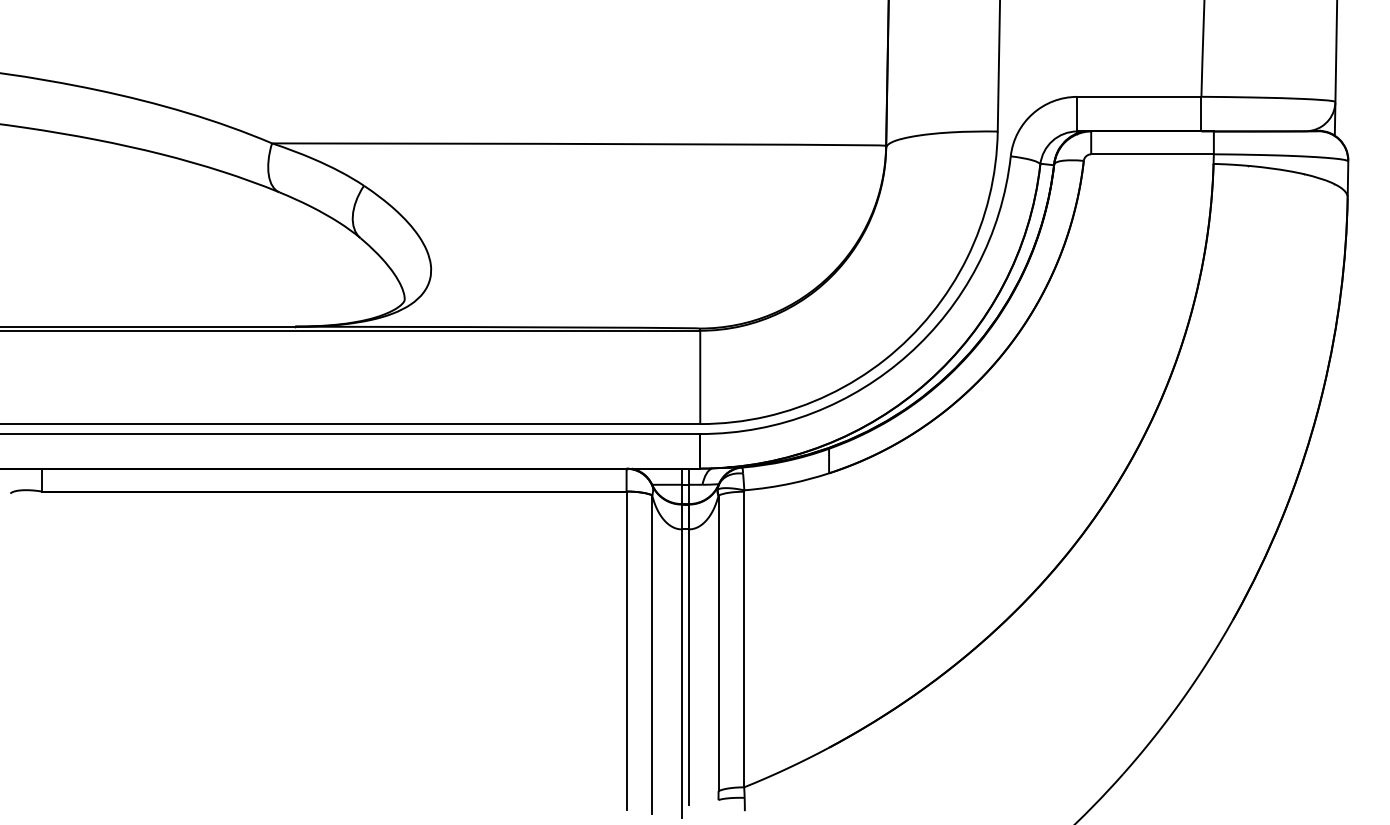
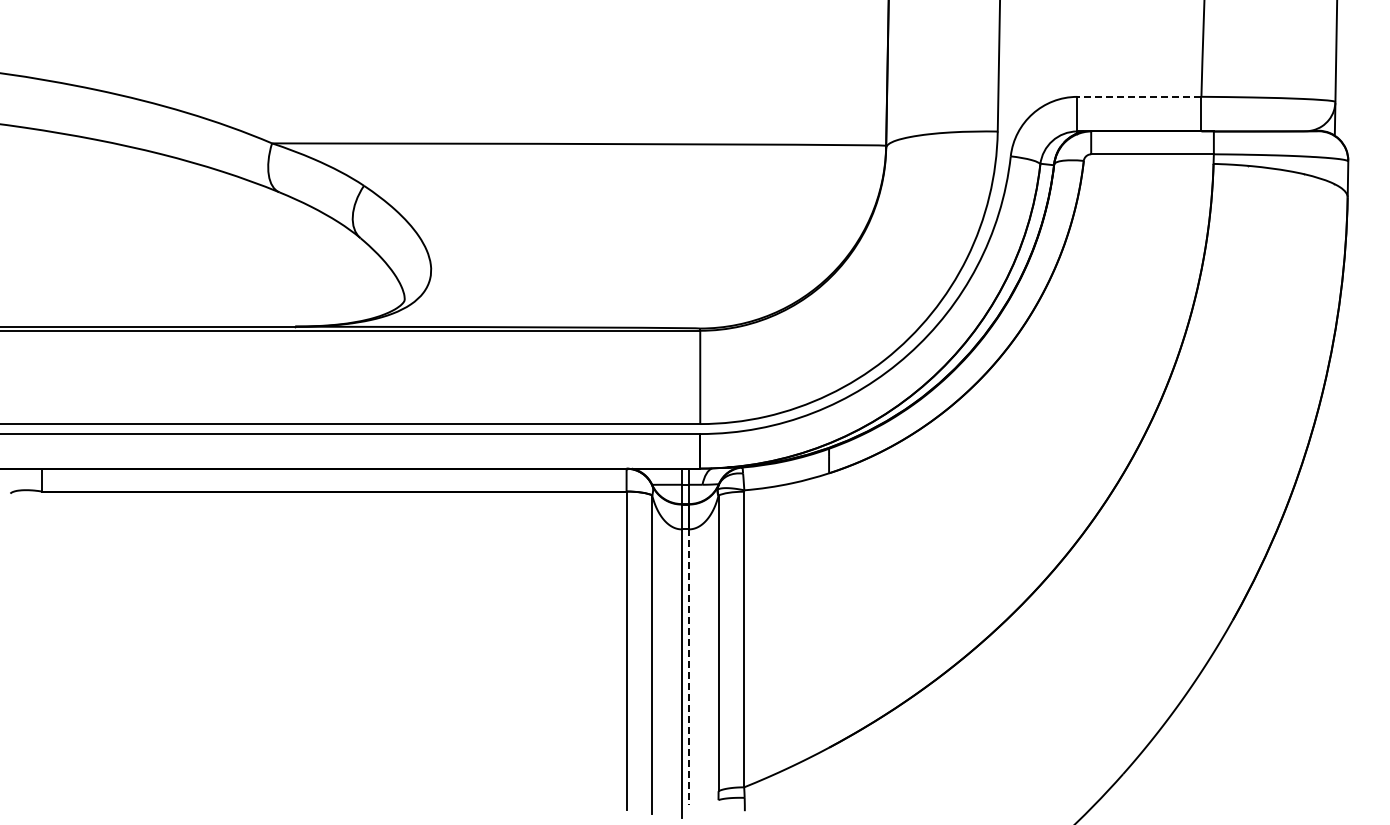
line: solid -> dashed (1138, 96)
line: solid -> dashed (688, 666)
